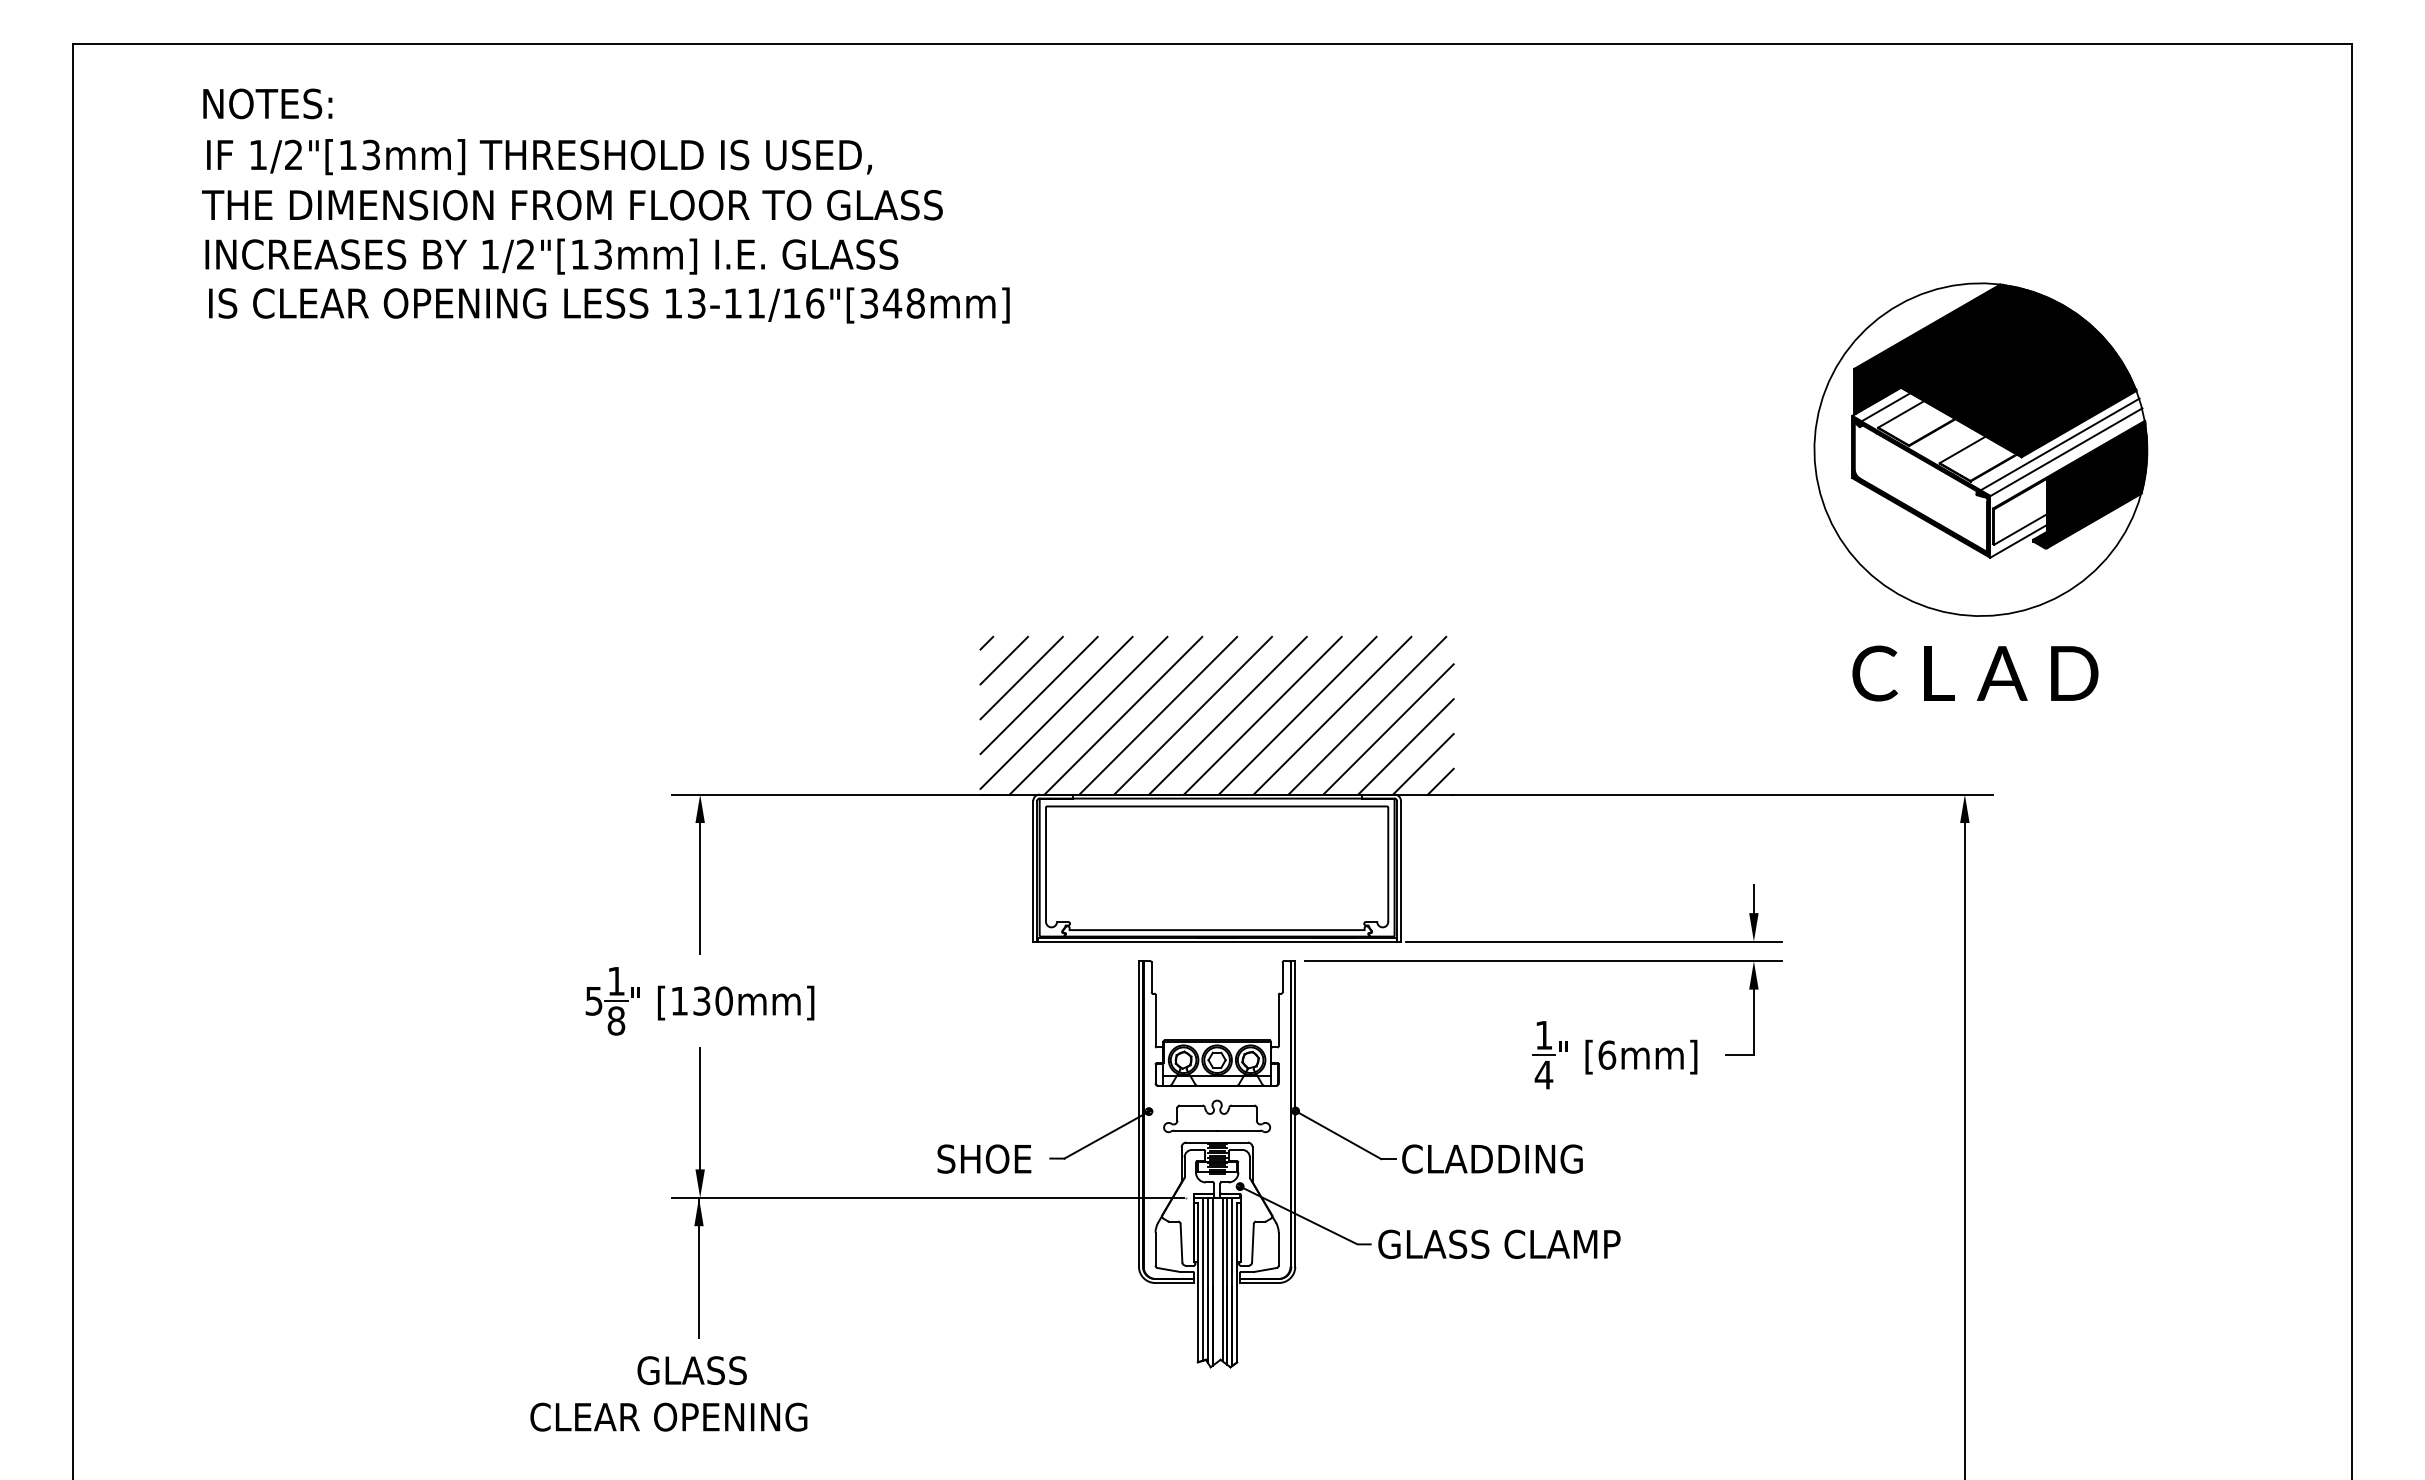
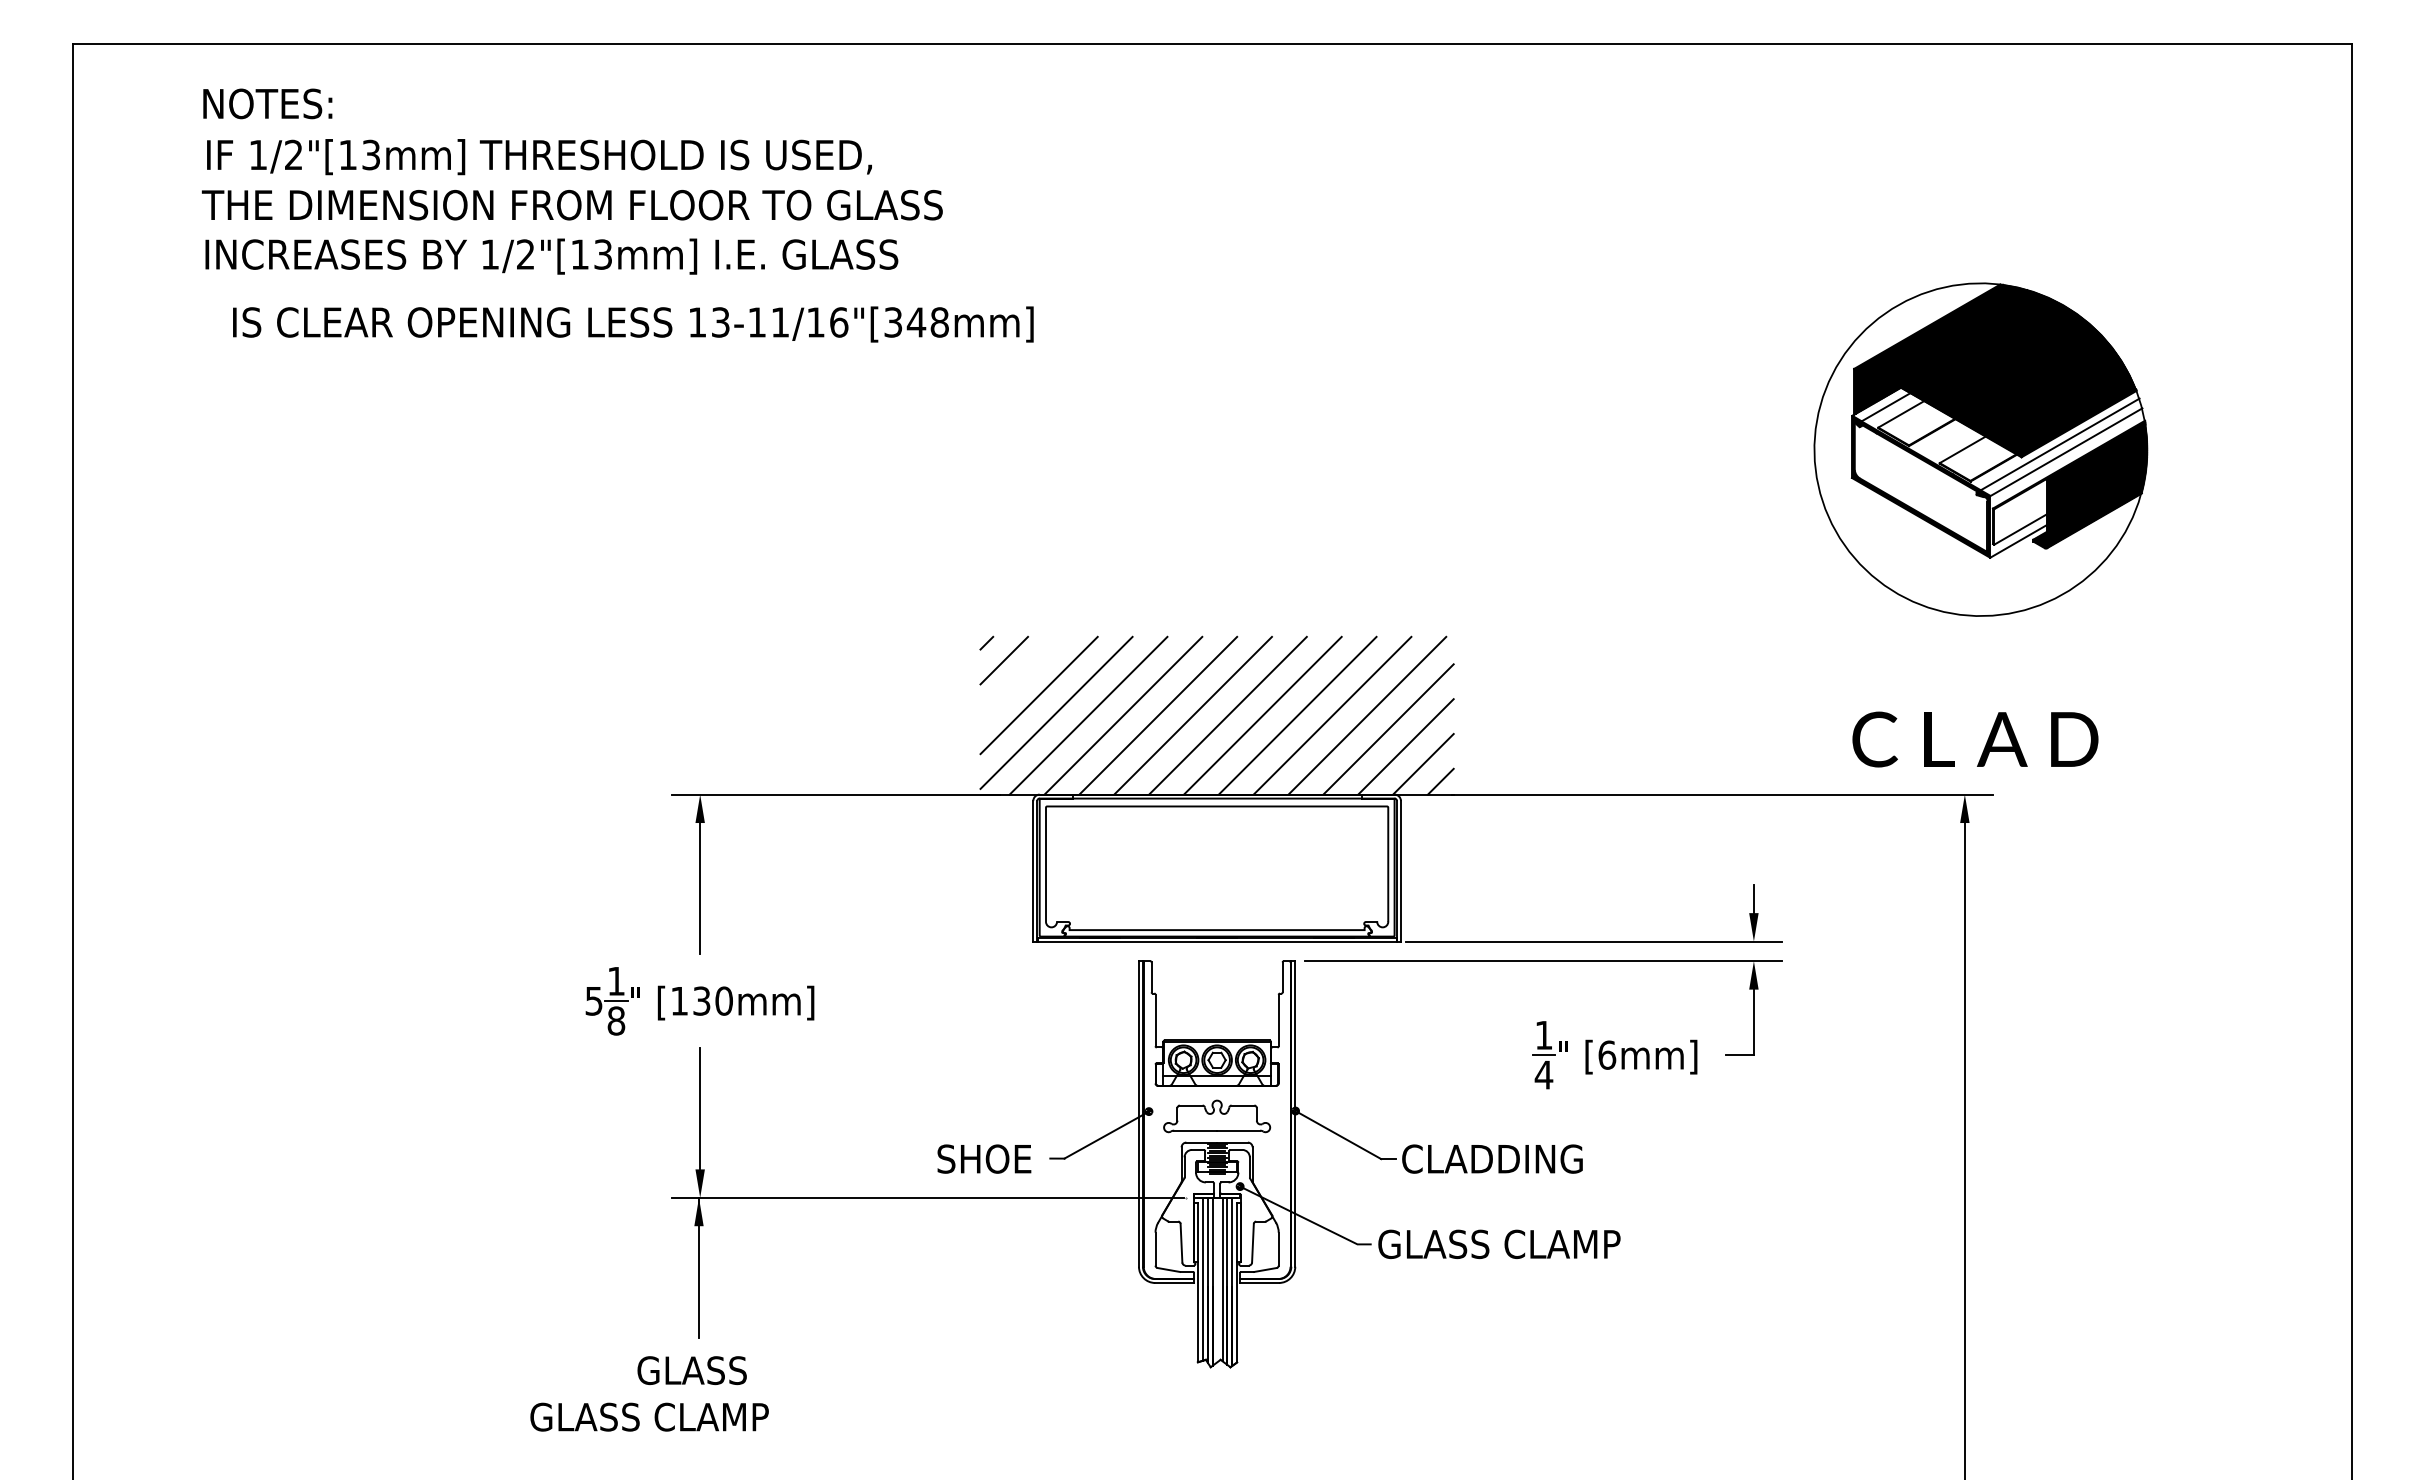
text position: (609, 305) -> (633, 324) (633, 324)
text position: (1975, 673) -> (1975, 739) (1975, 739)
line: present -> none (1021, 677)
text: CLEAR OPENING -> GLASS CLAMP (675, 1416)
